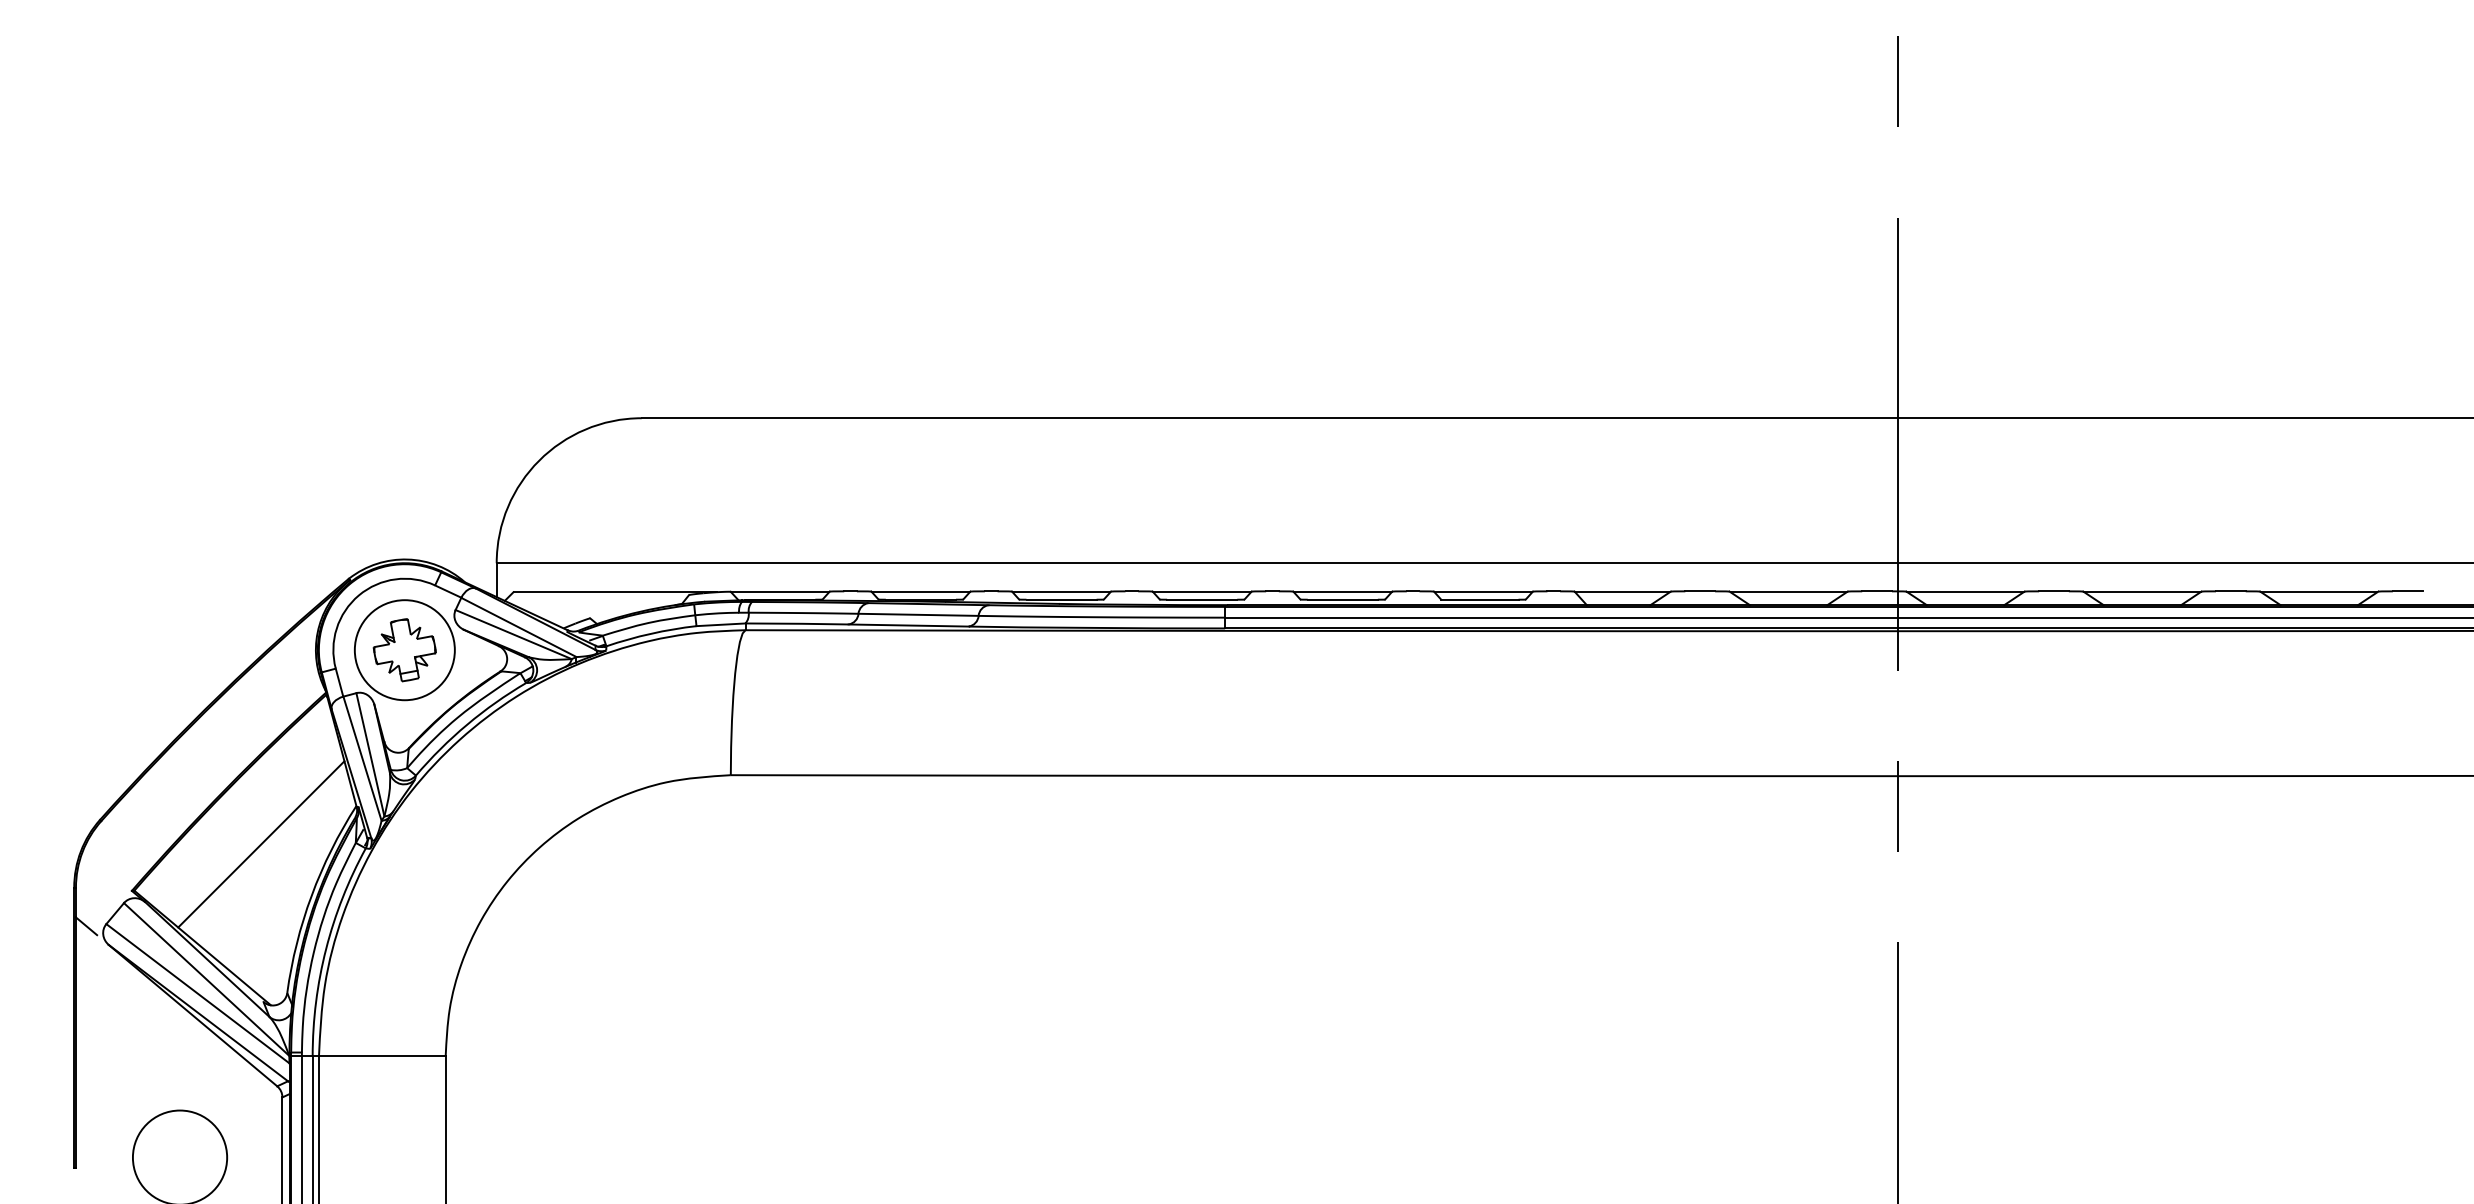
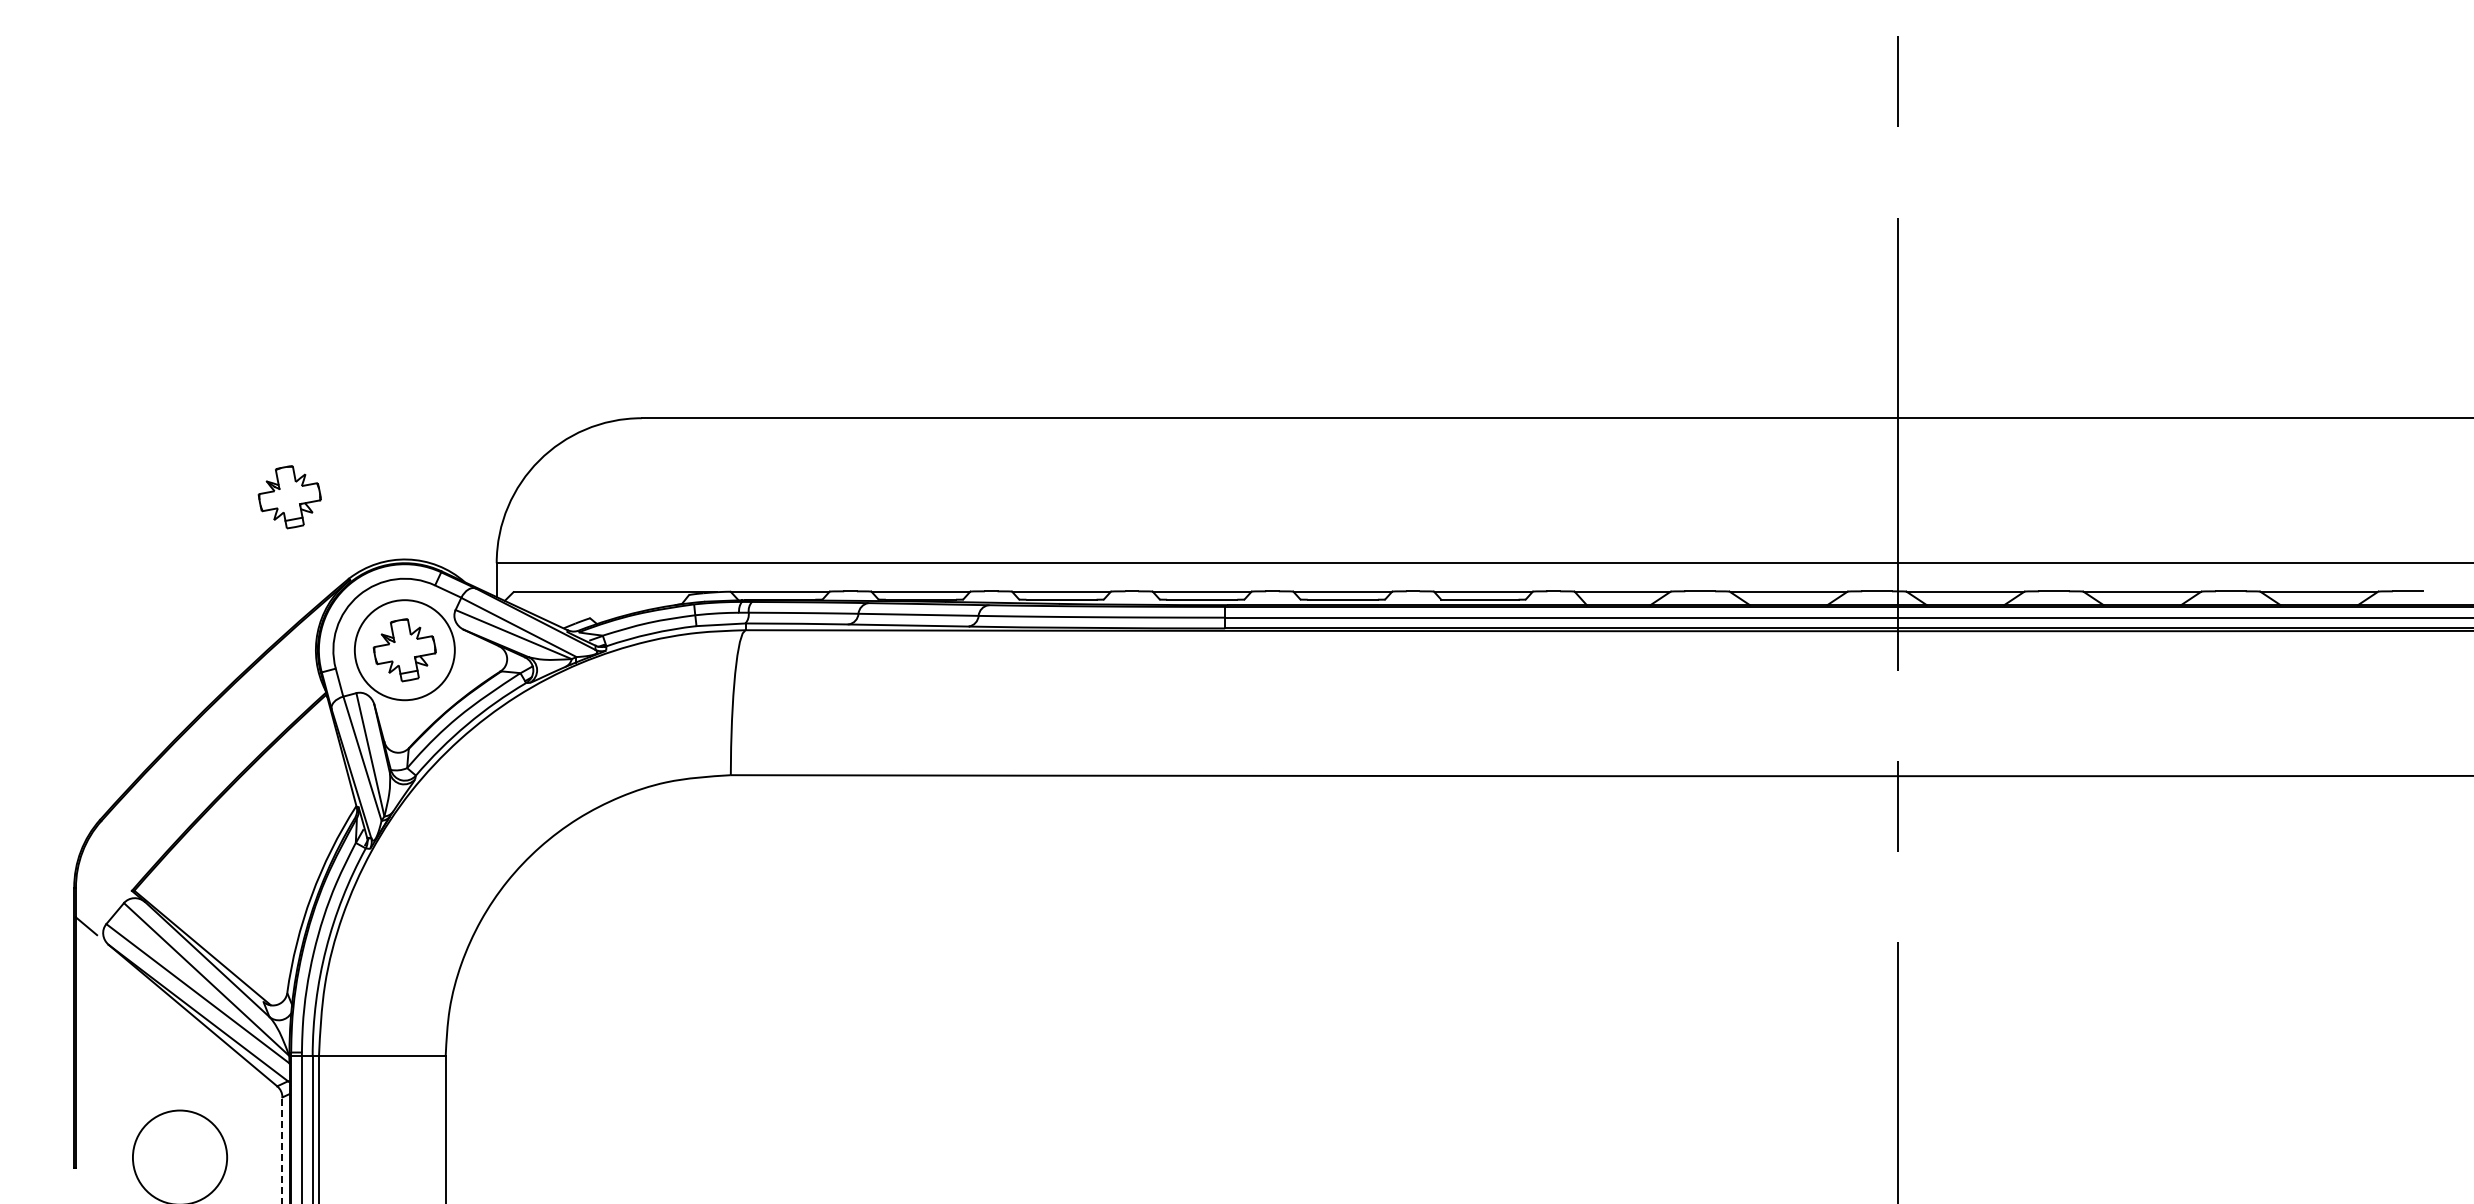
part: none -> present (289, 497)
line: present -> none (261, 844)
line: solid -> dashed (282, 1150)
